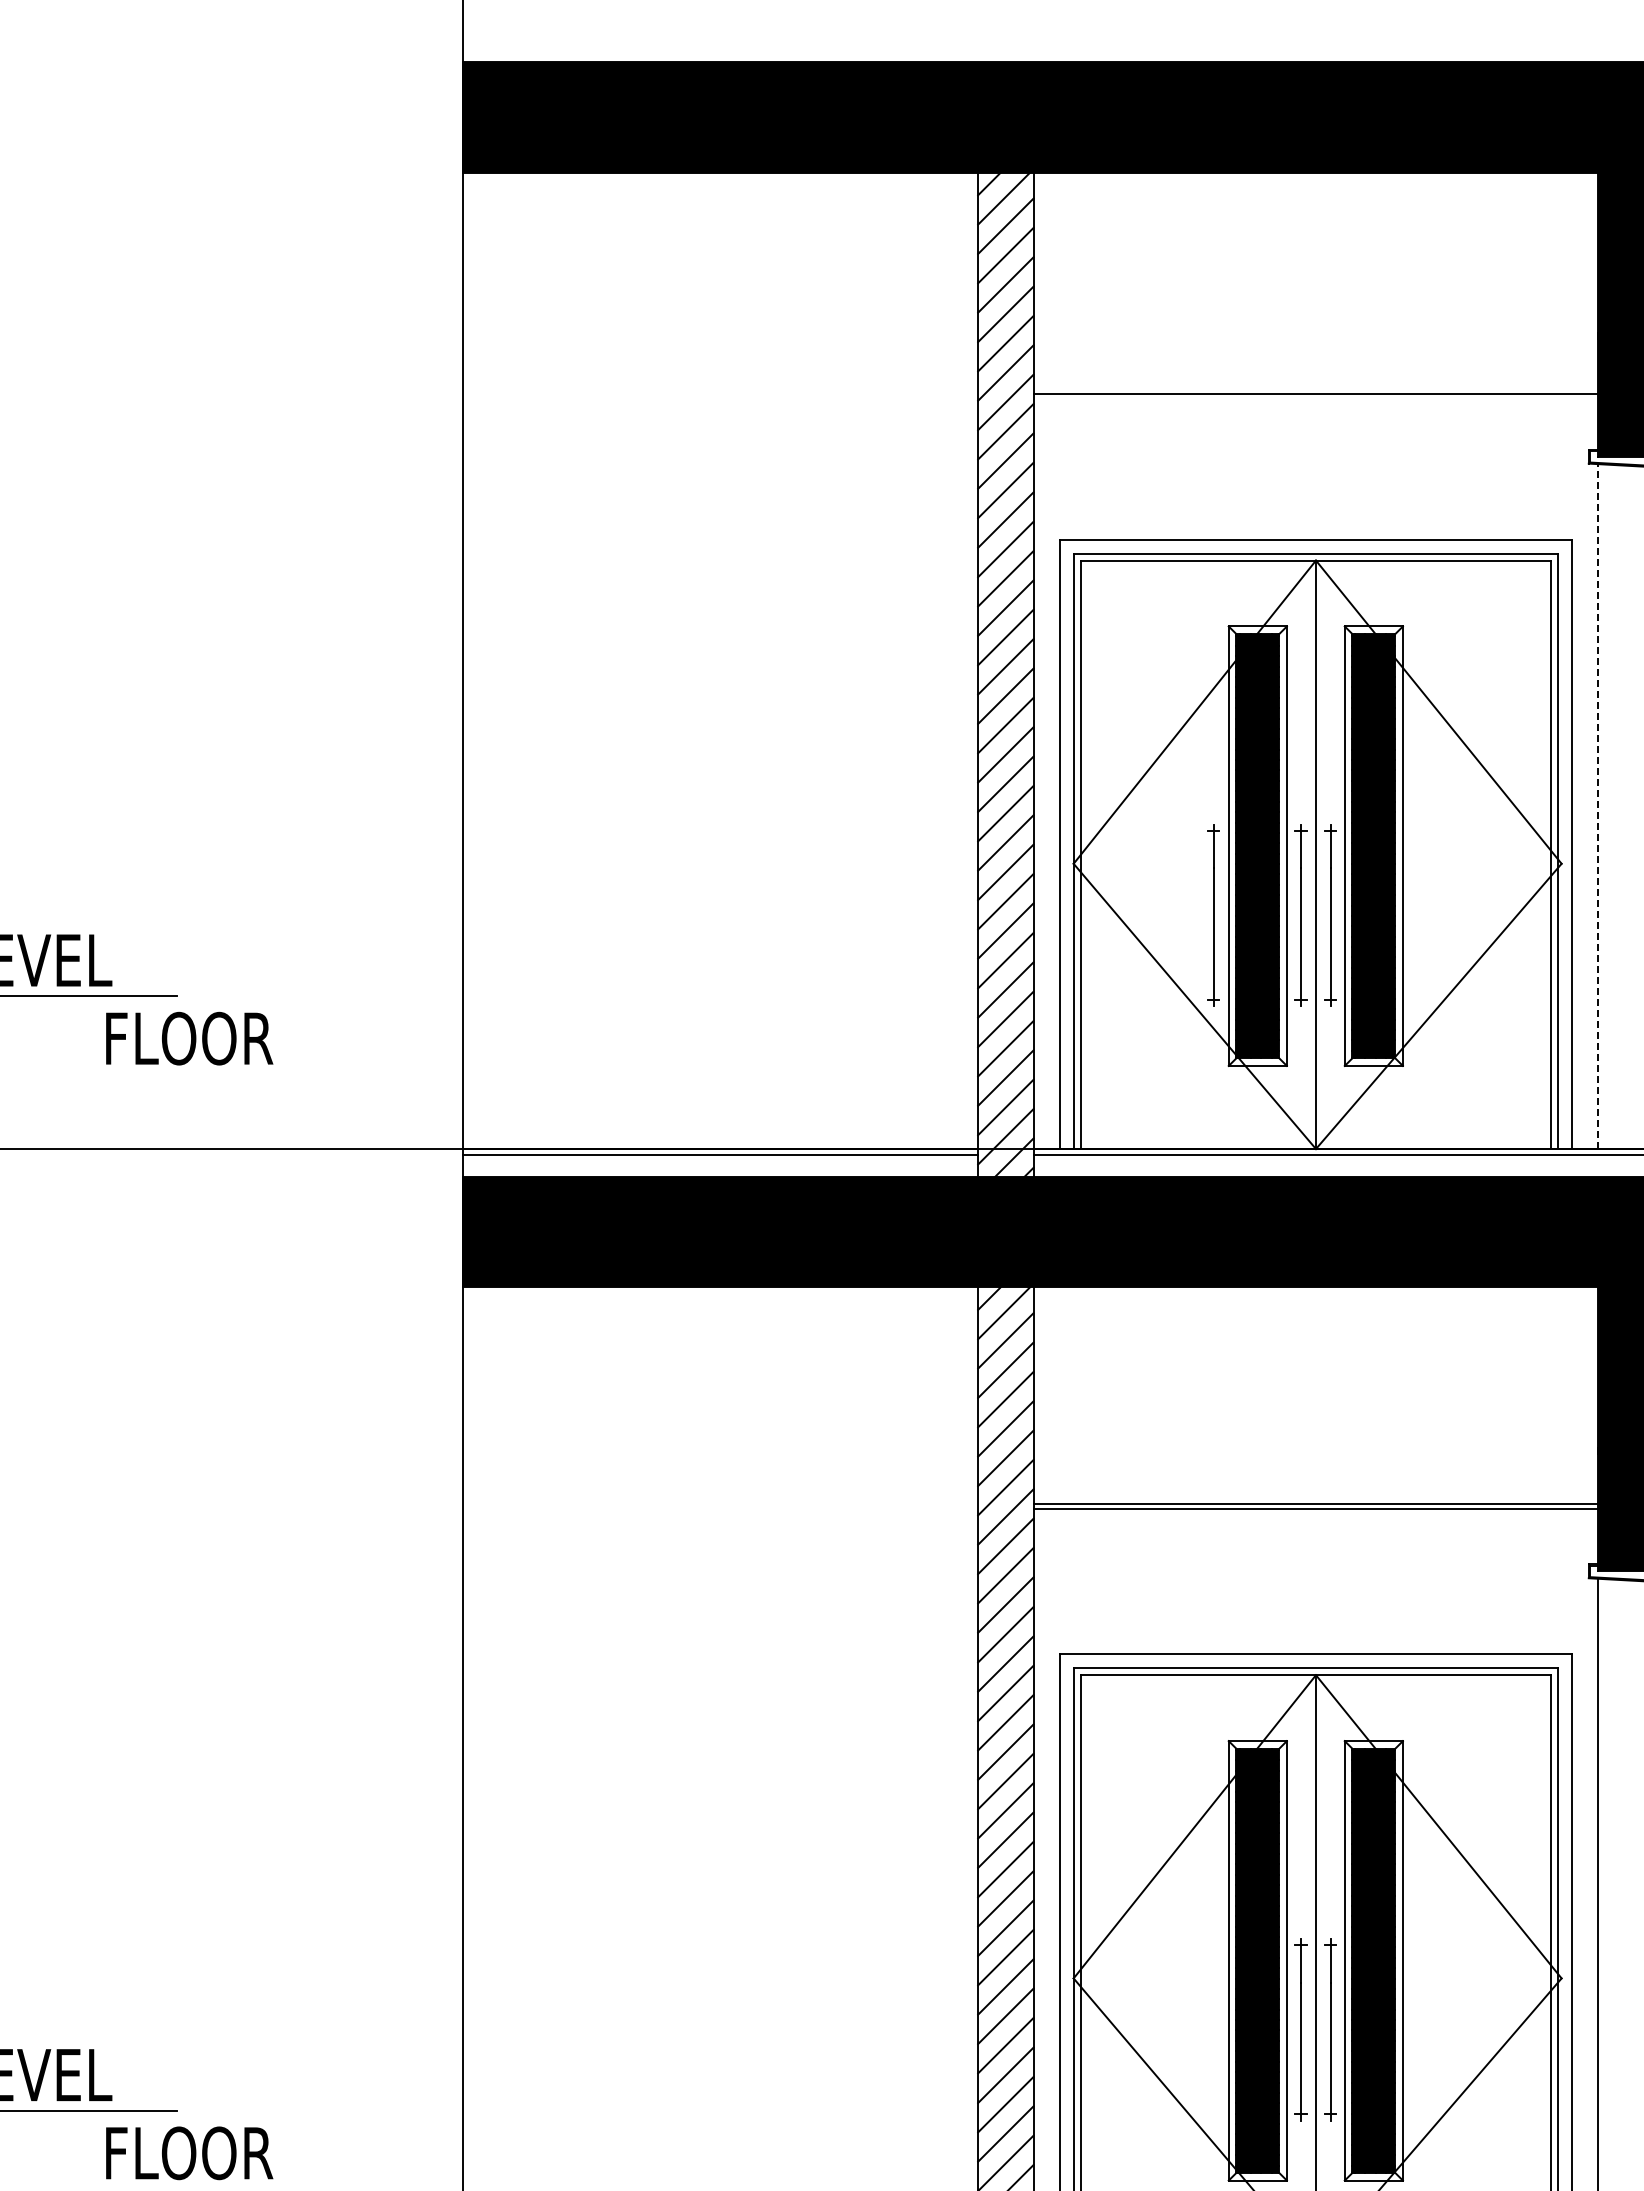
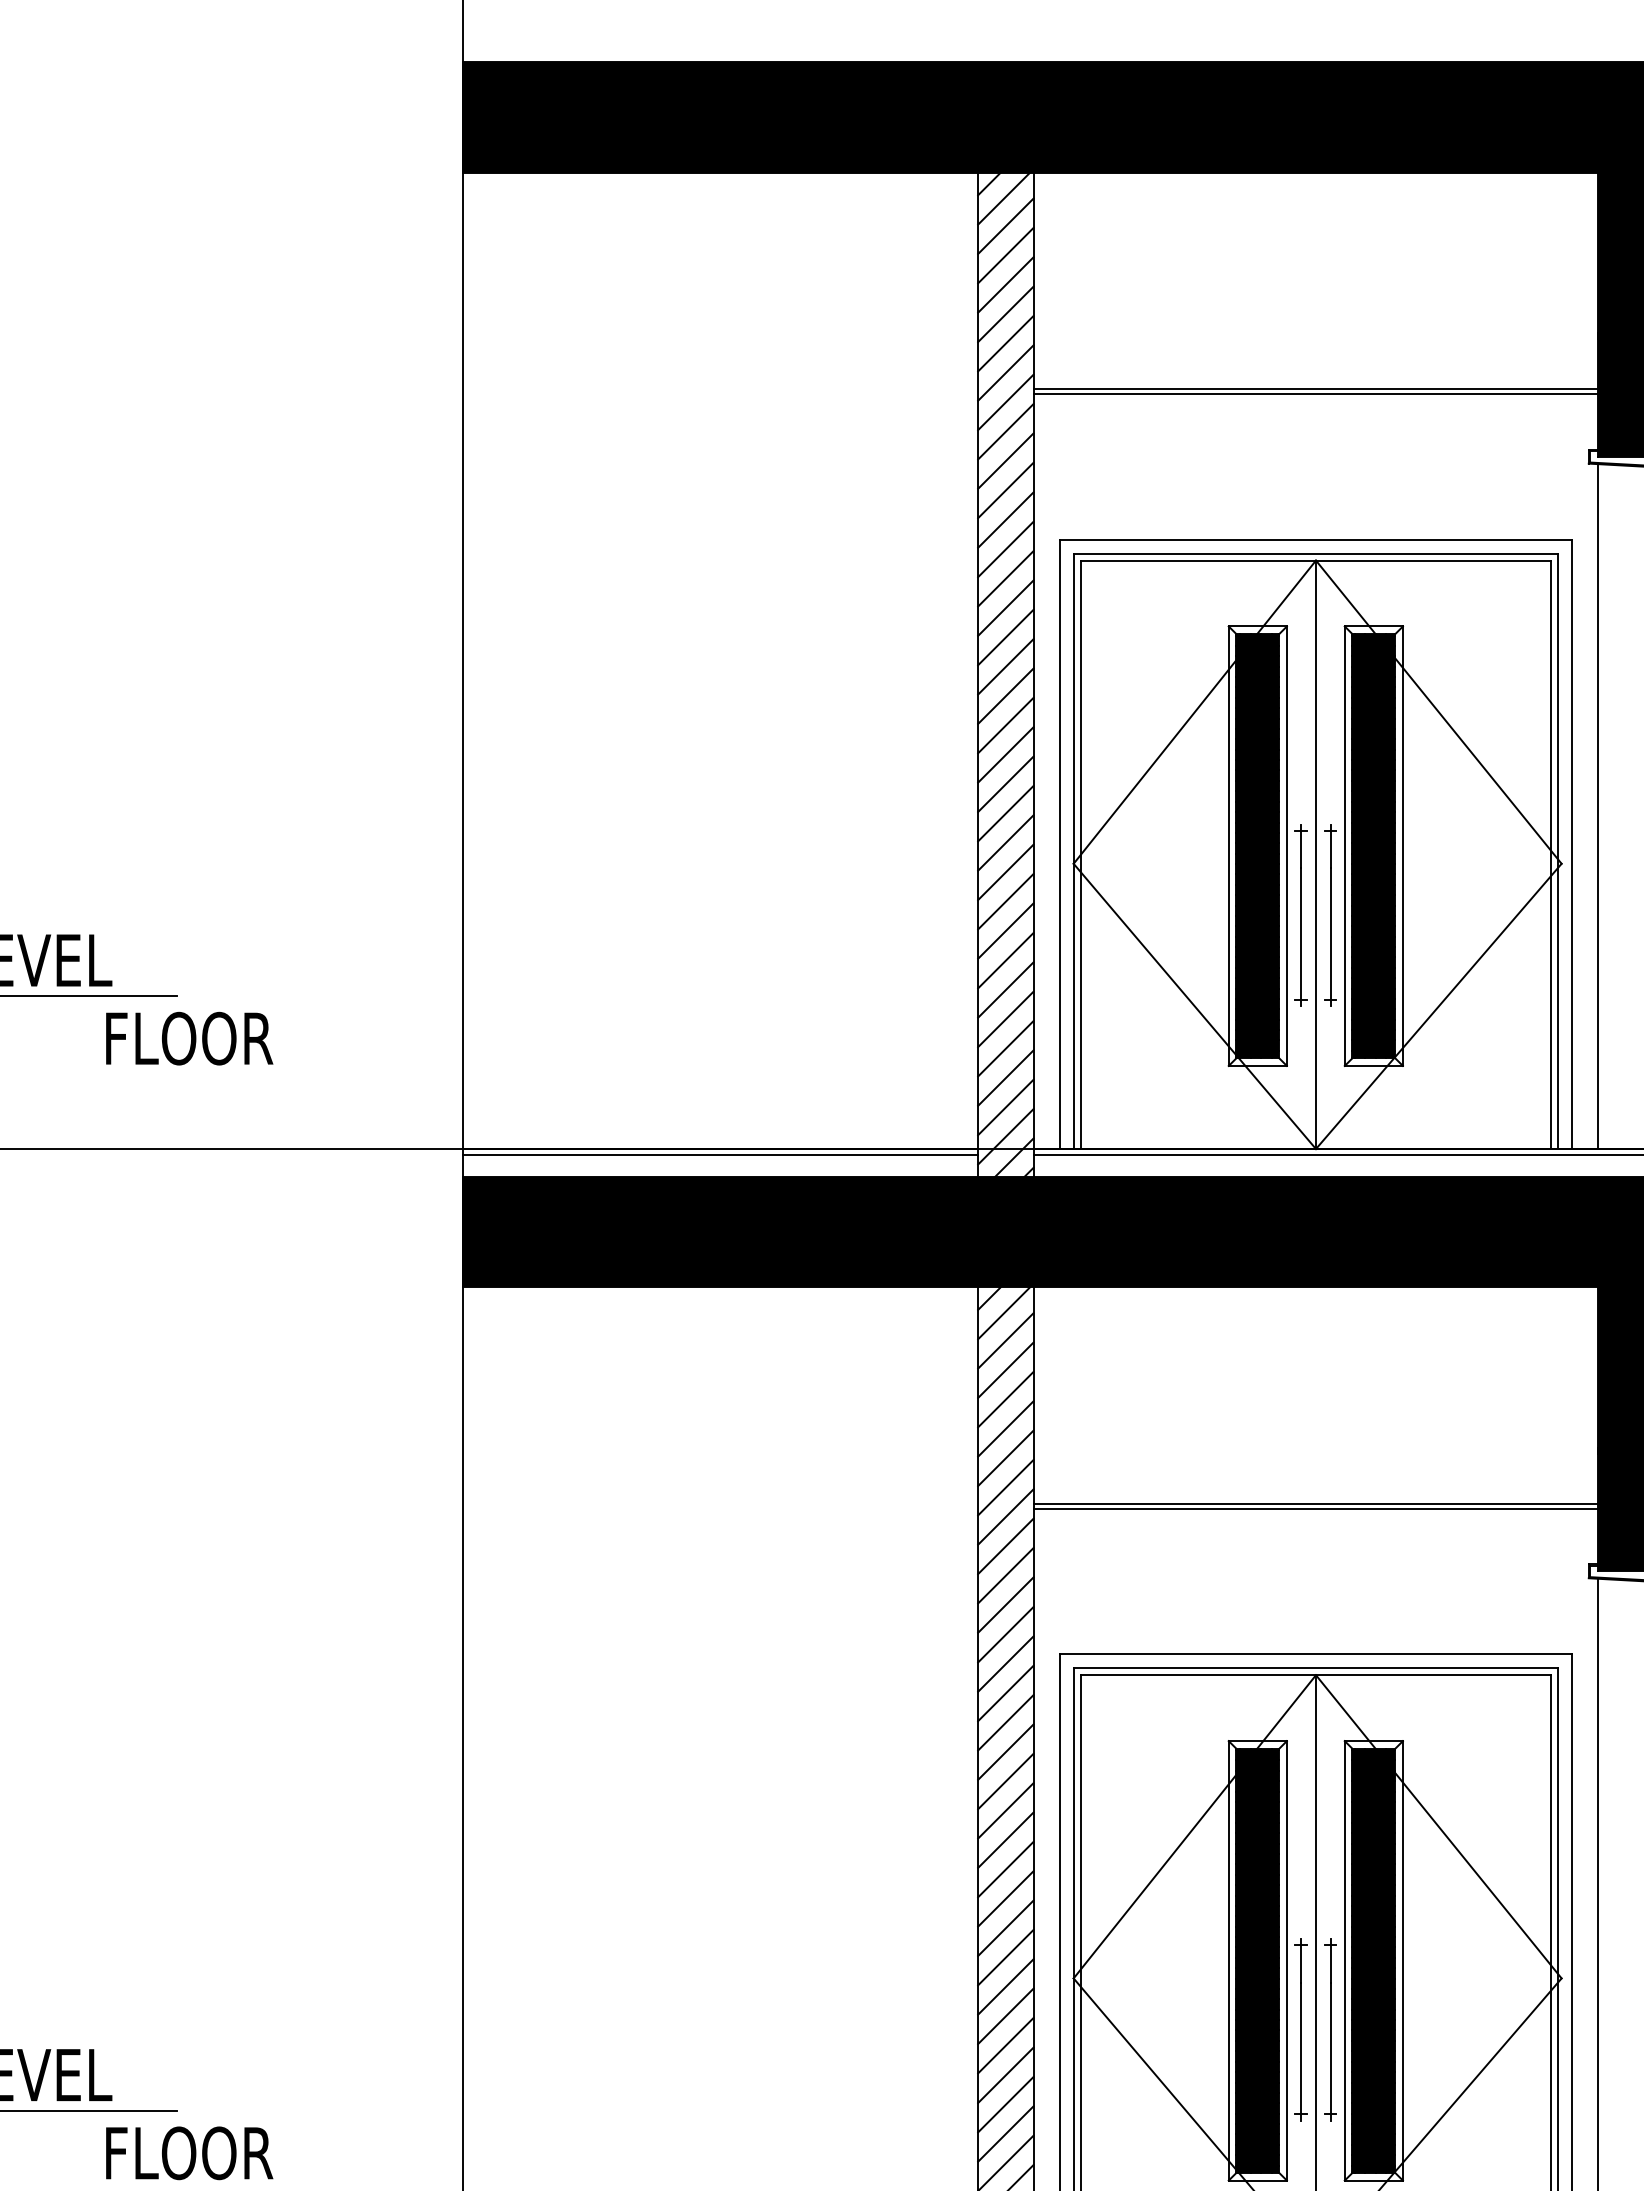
line: none -> present (1315, 388)
line: dashed -> solid (1598, 806)
part: present -> none (1213, 915)
